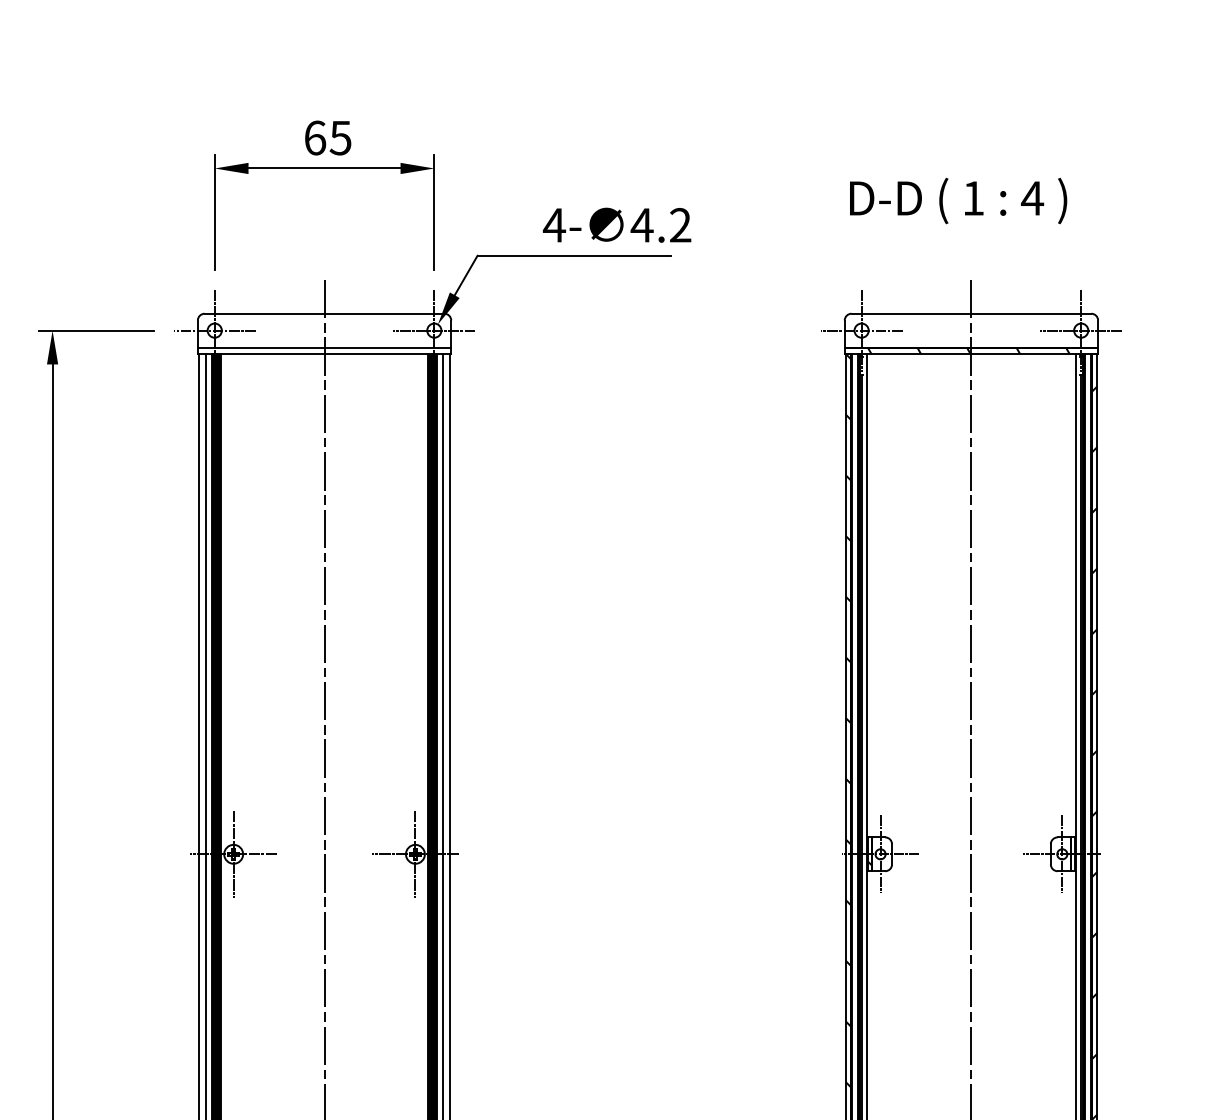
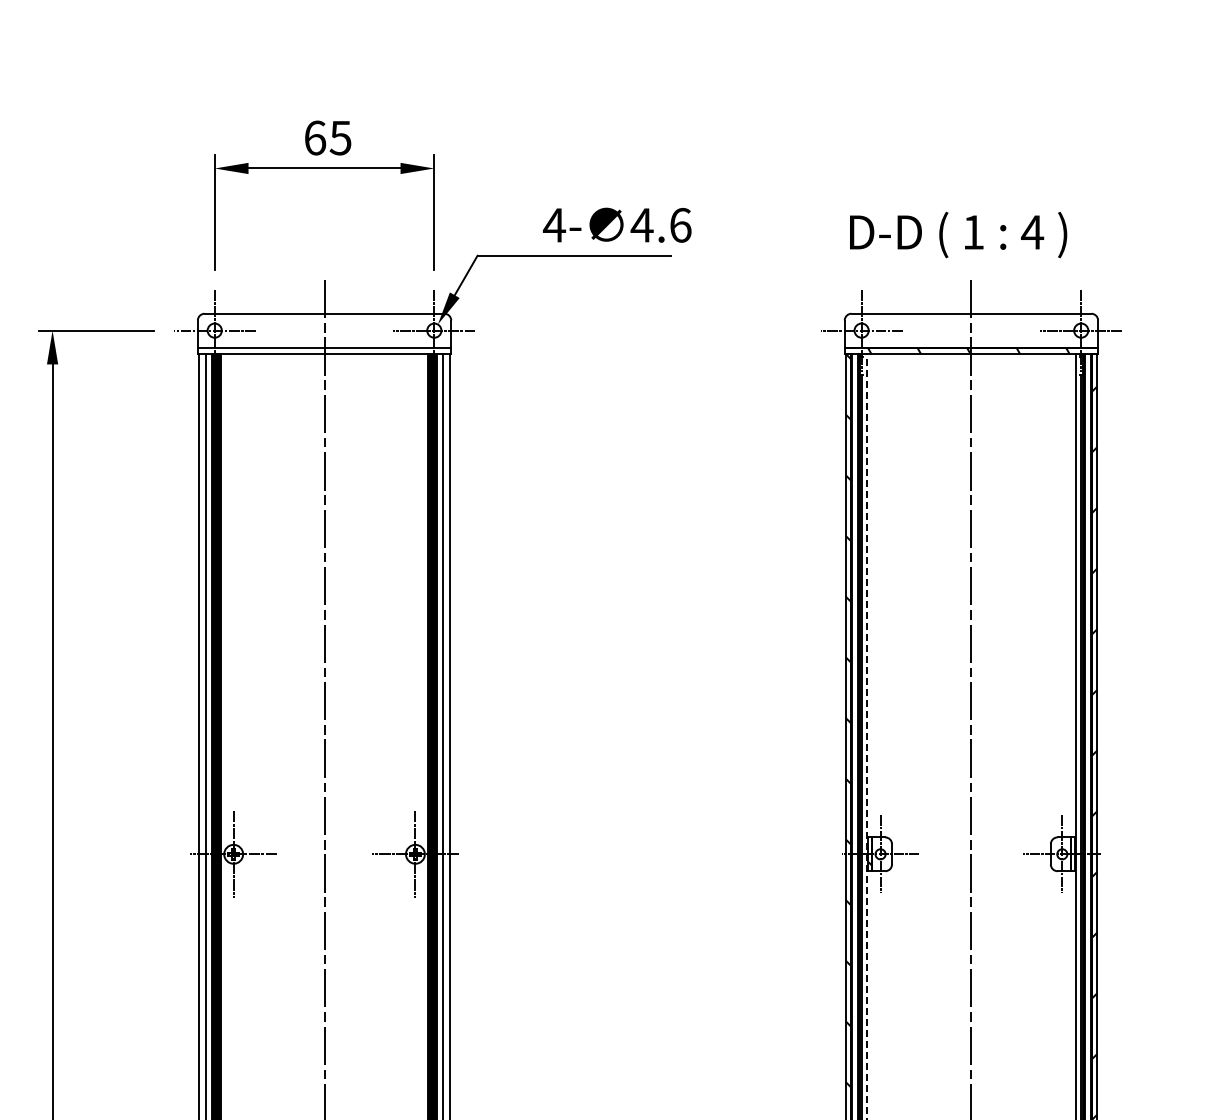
text position: (958, 200) -> (958, 234) (958, 234)
text: 4.2 -> 4.6 (680, 225)
line: solid -> dashed (867, 736)
